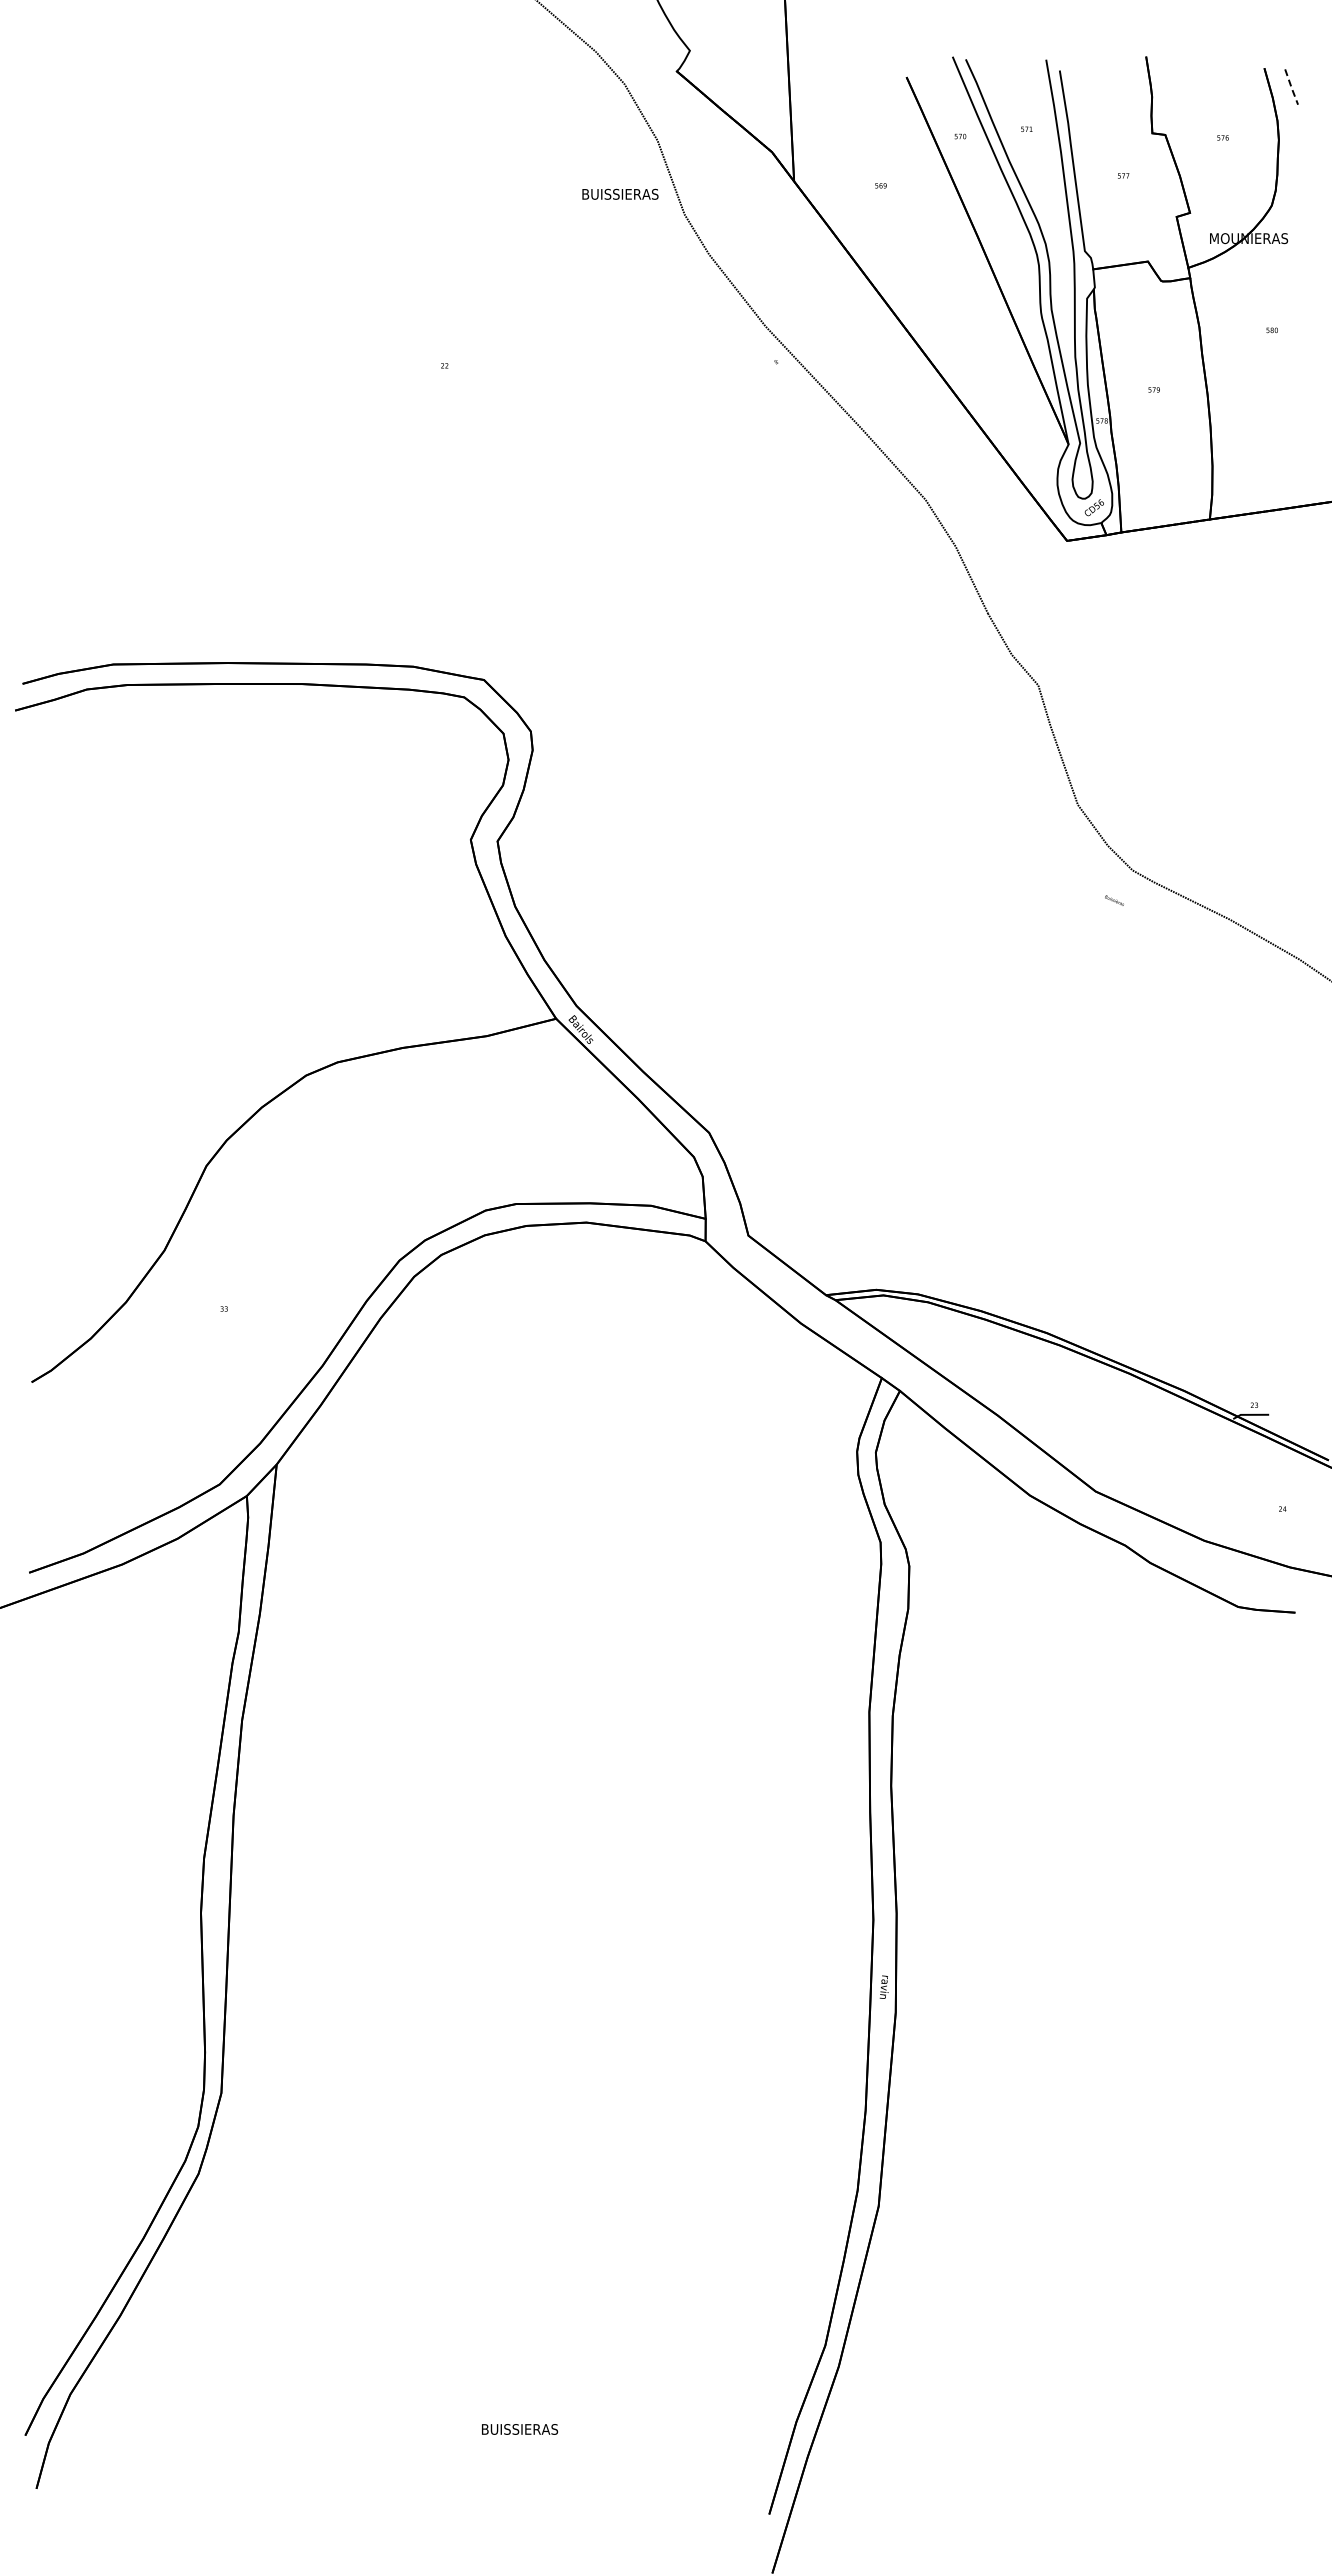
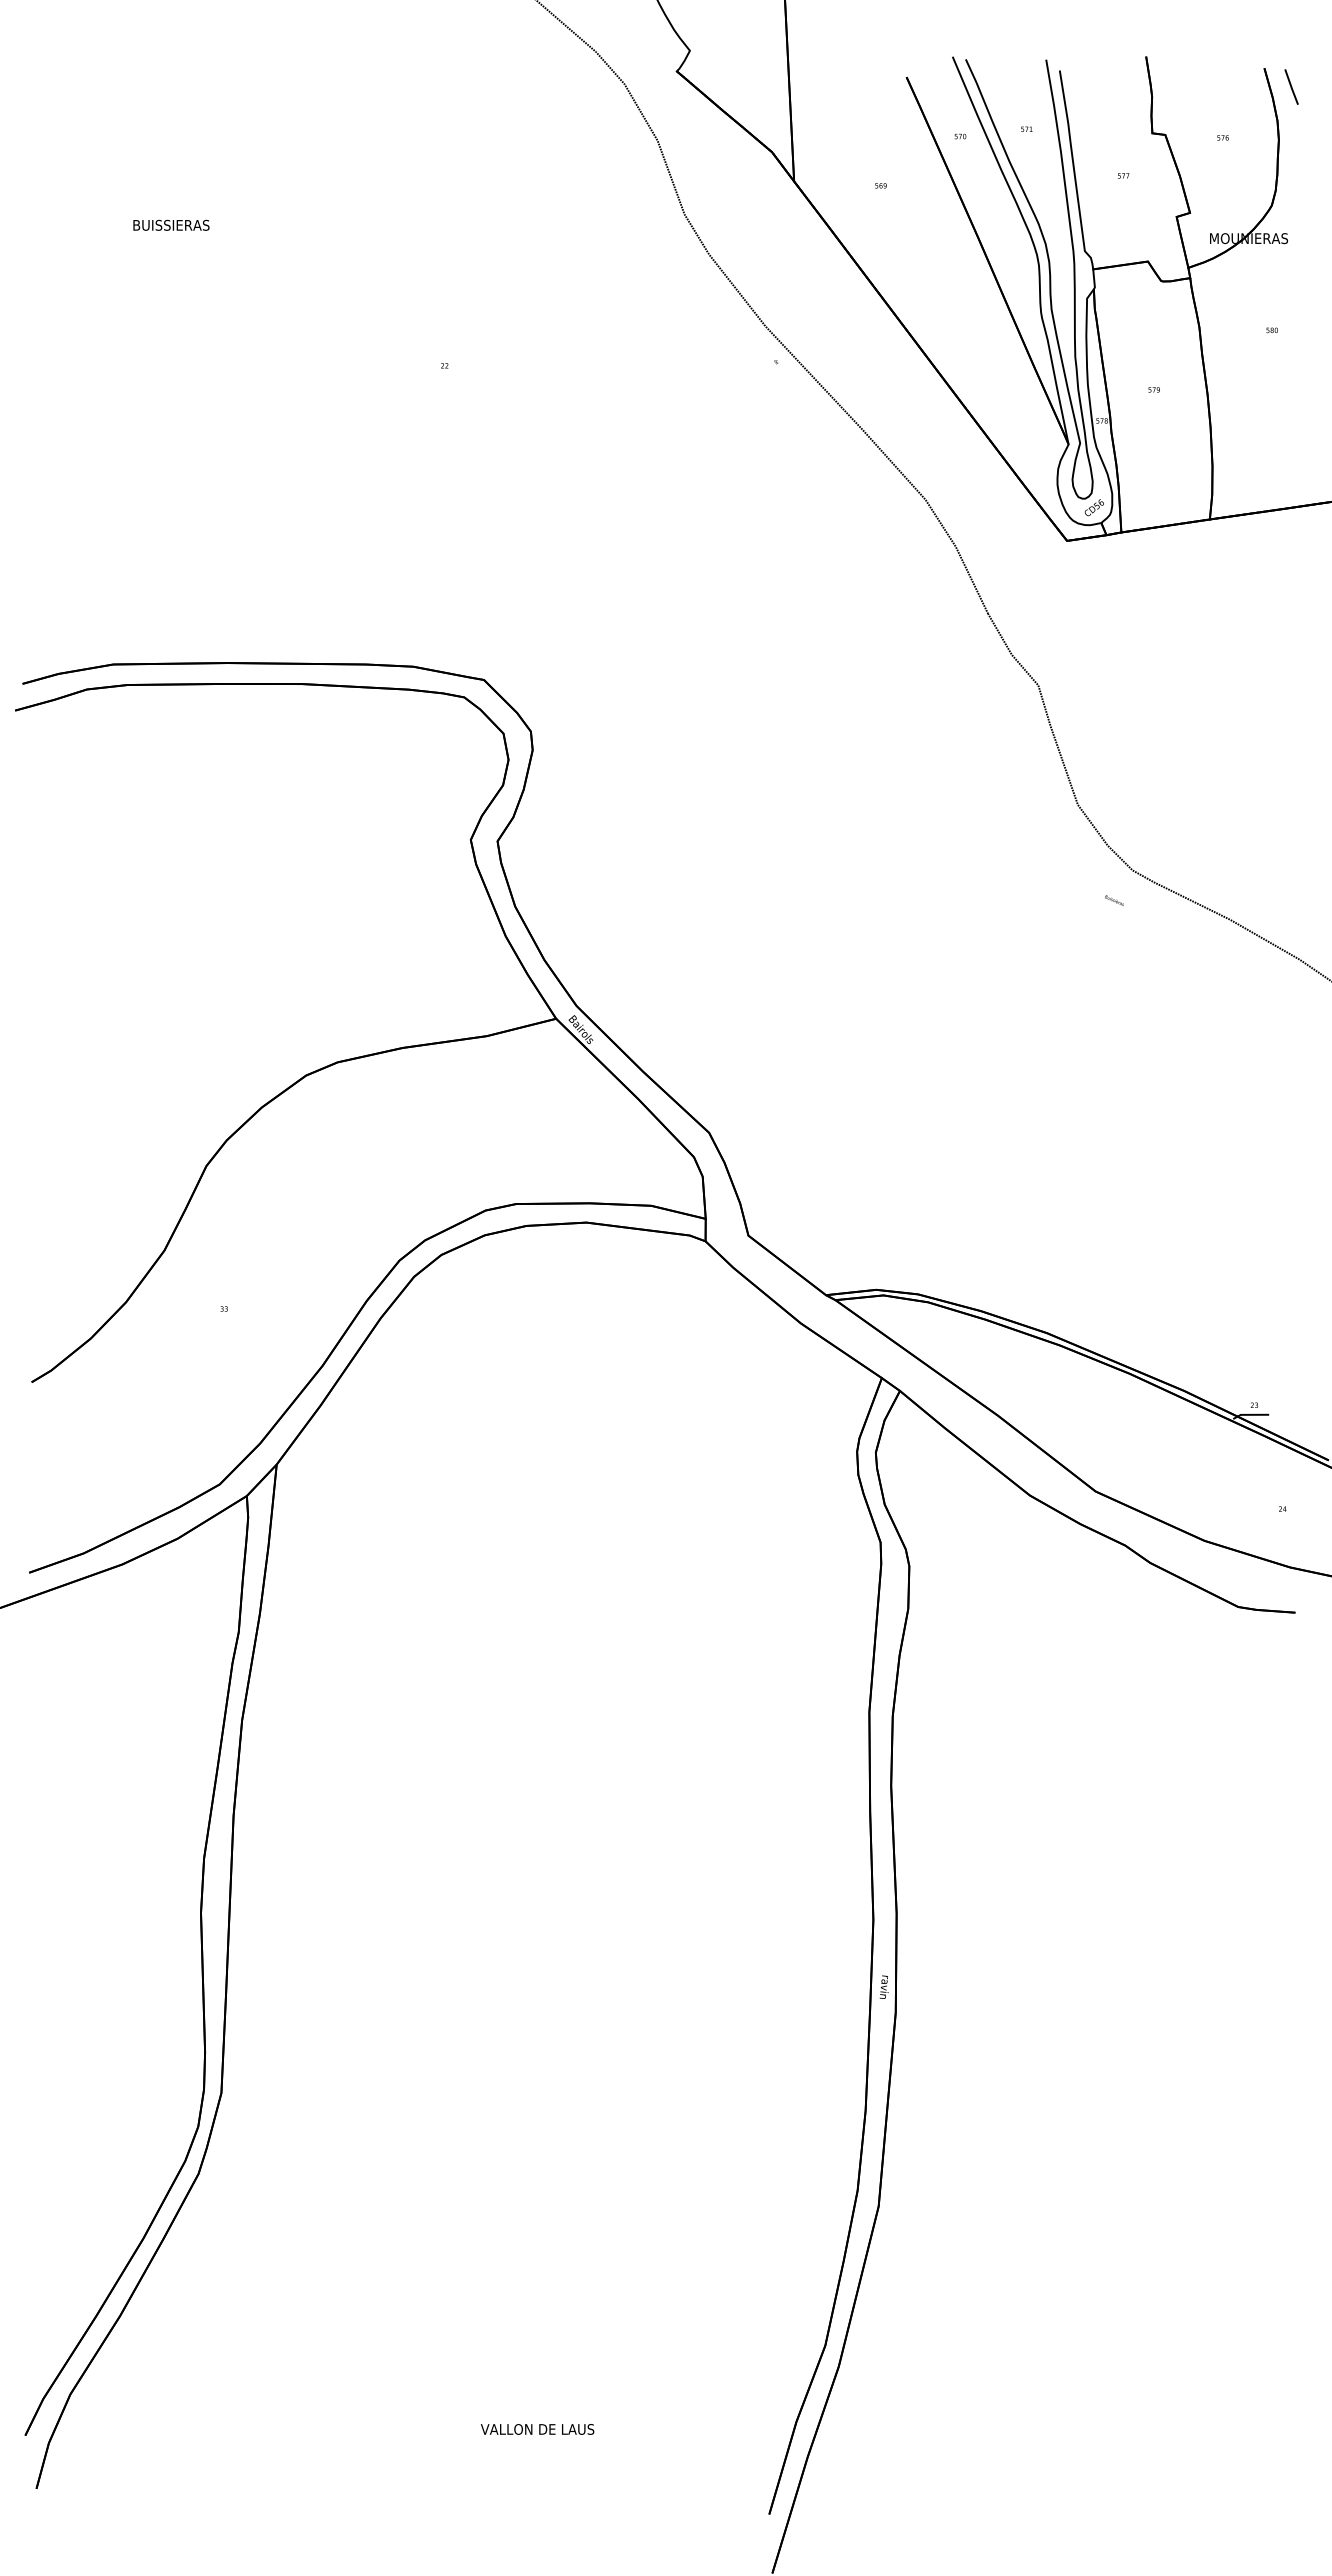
line: dashed -> solid (1291, 88)
text position: (620, 193) -> (171, 224) (171, 224)
text: BUISSIERAS -> VALLON DE LAUS (537, 2429)
